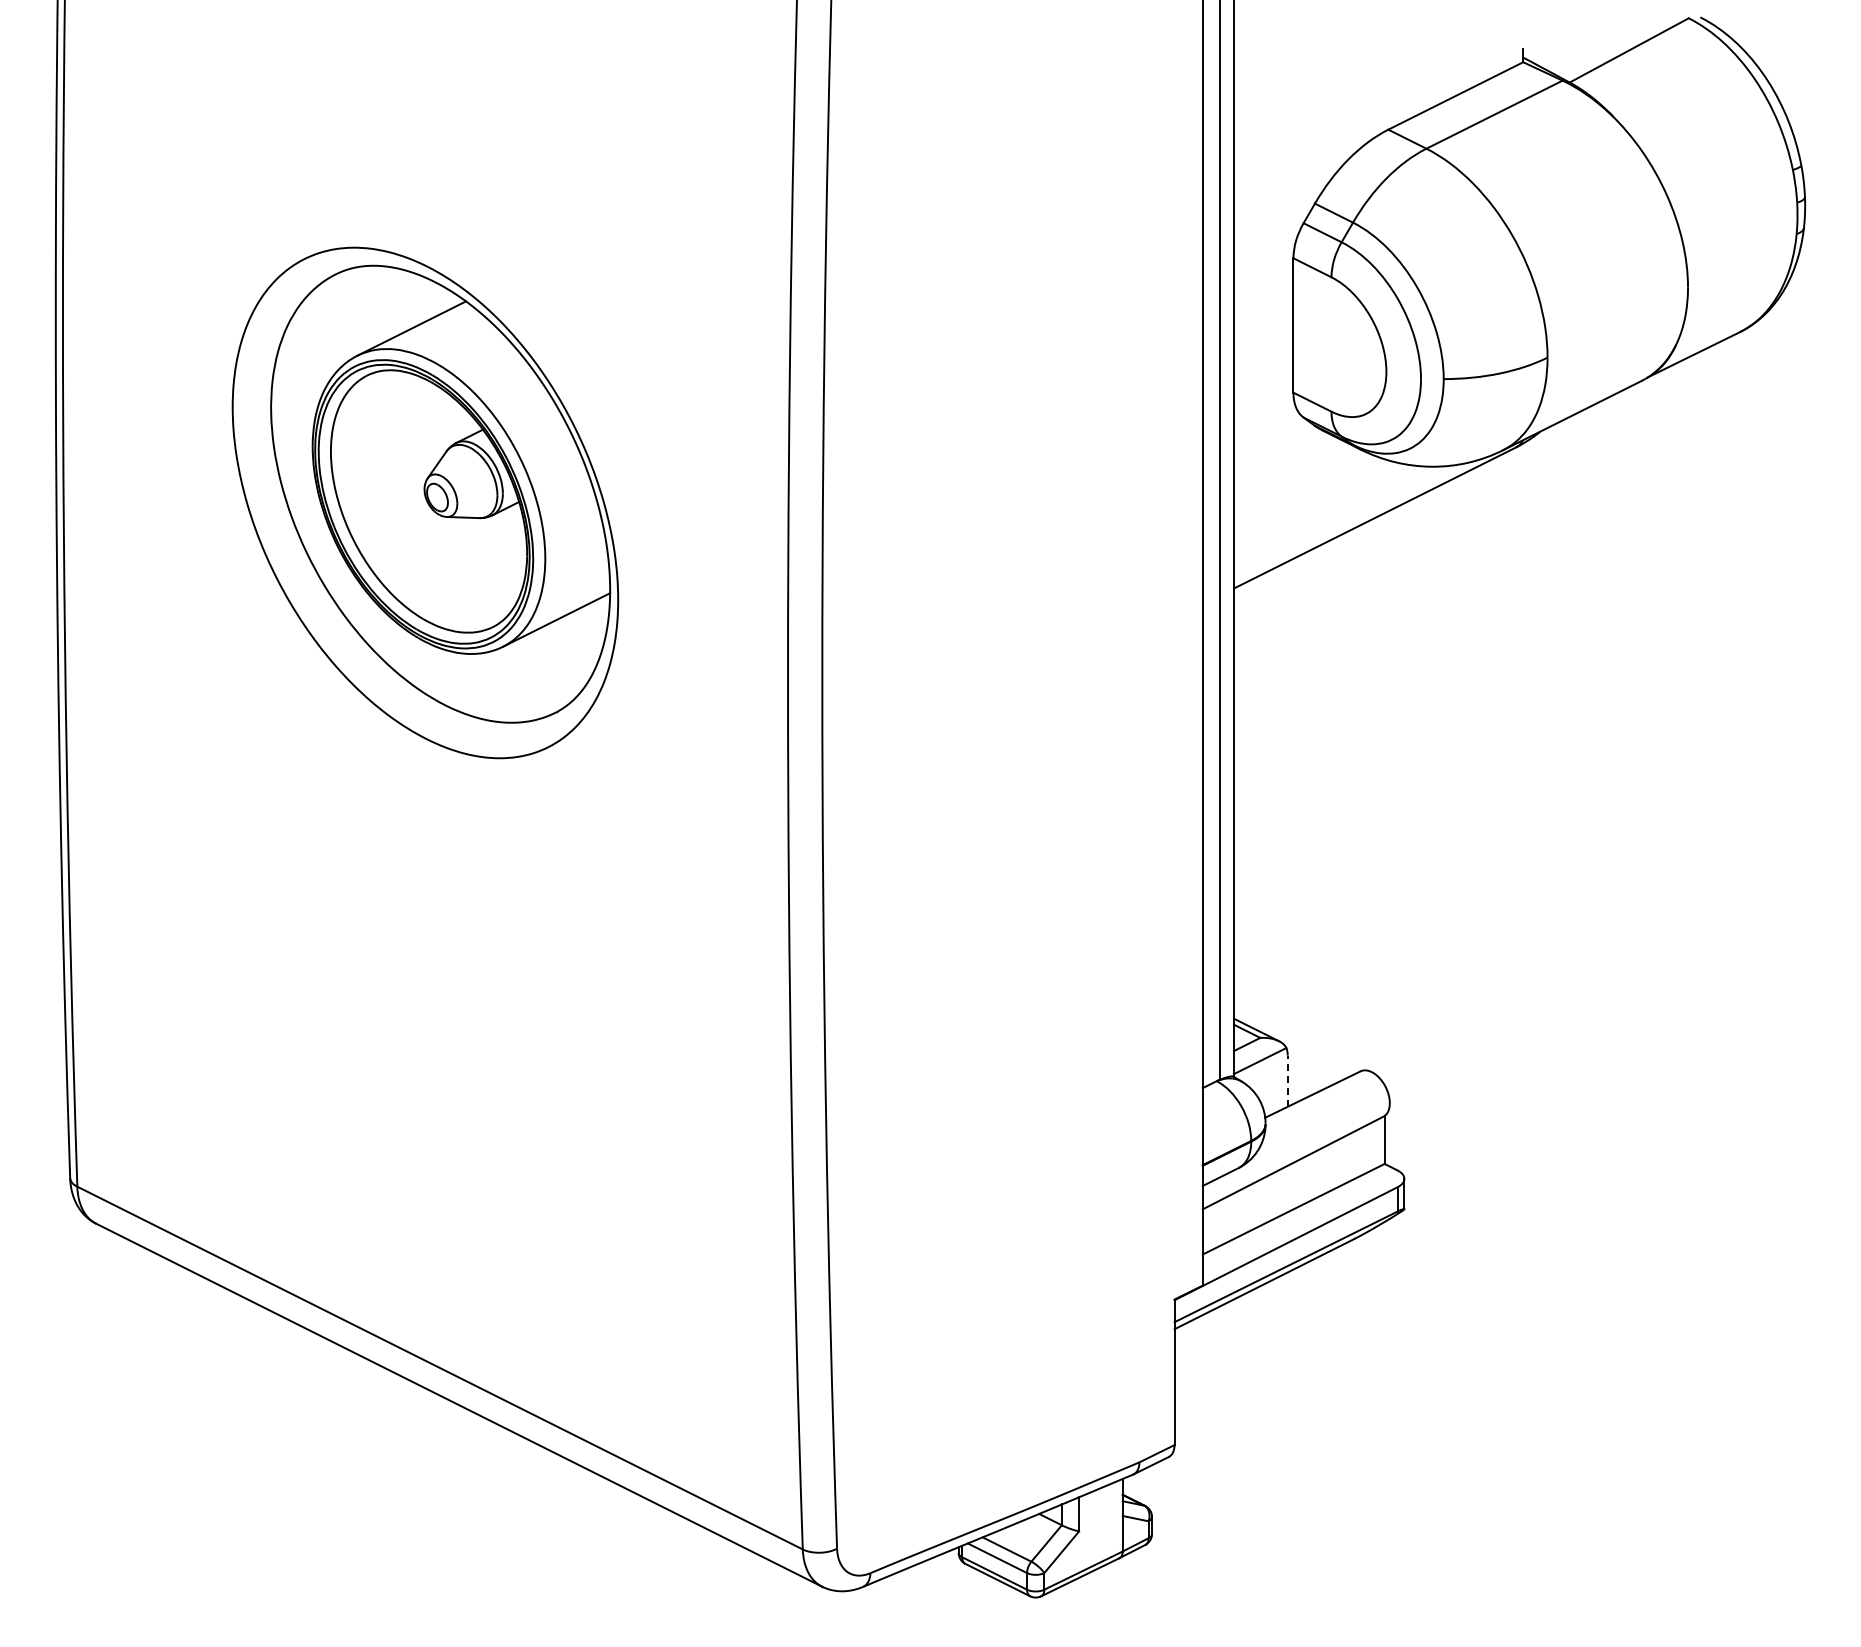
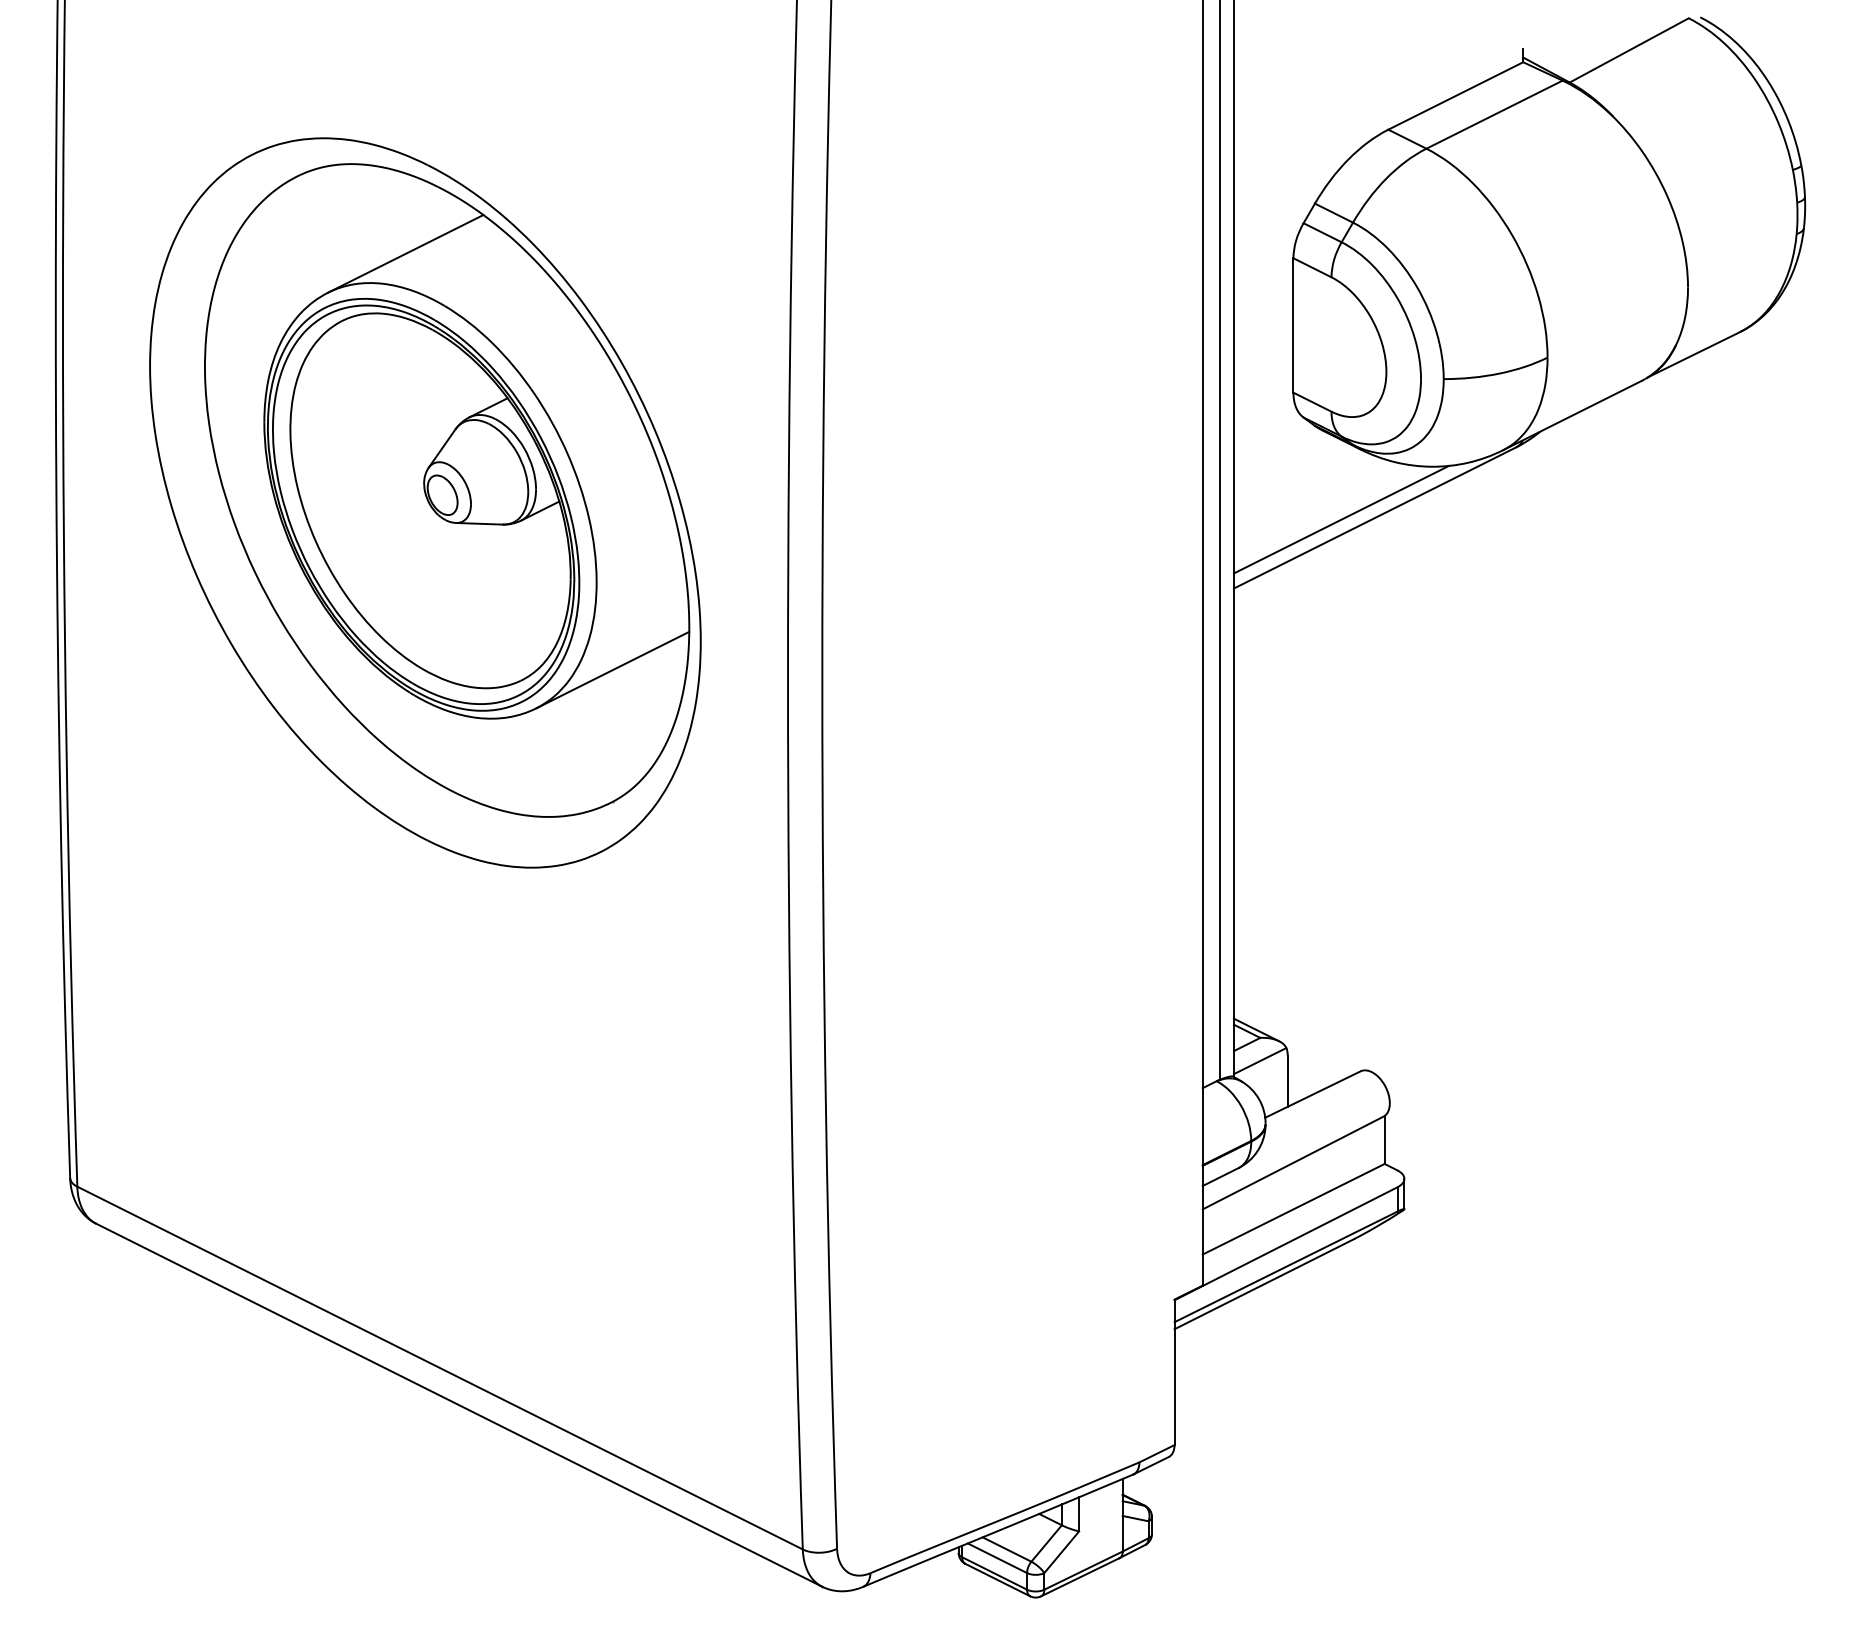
part size: 389x514 px -> 553x732 px (425, 502)
line: none -> present (1341, 519)
line: dashed -> solid (1287, 1081)
